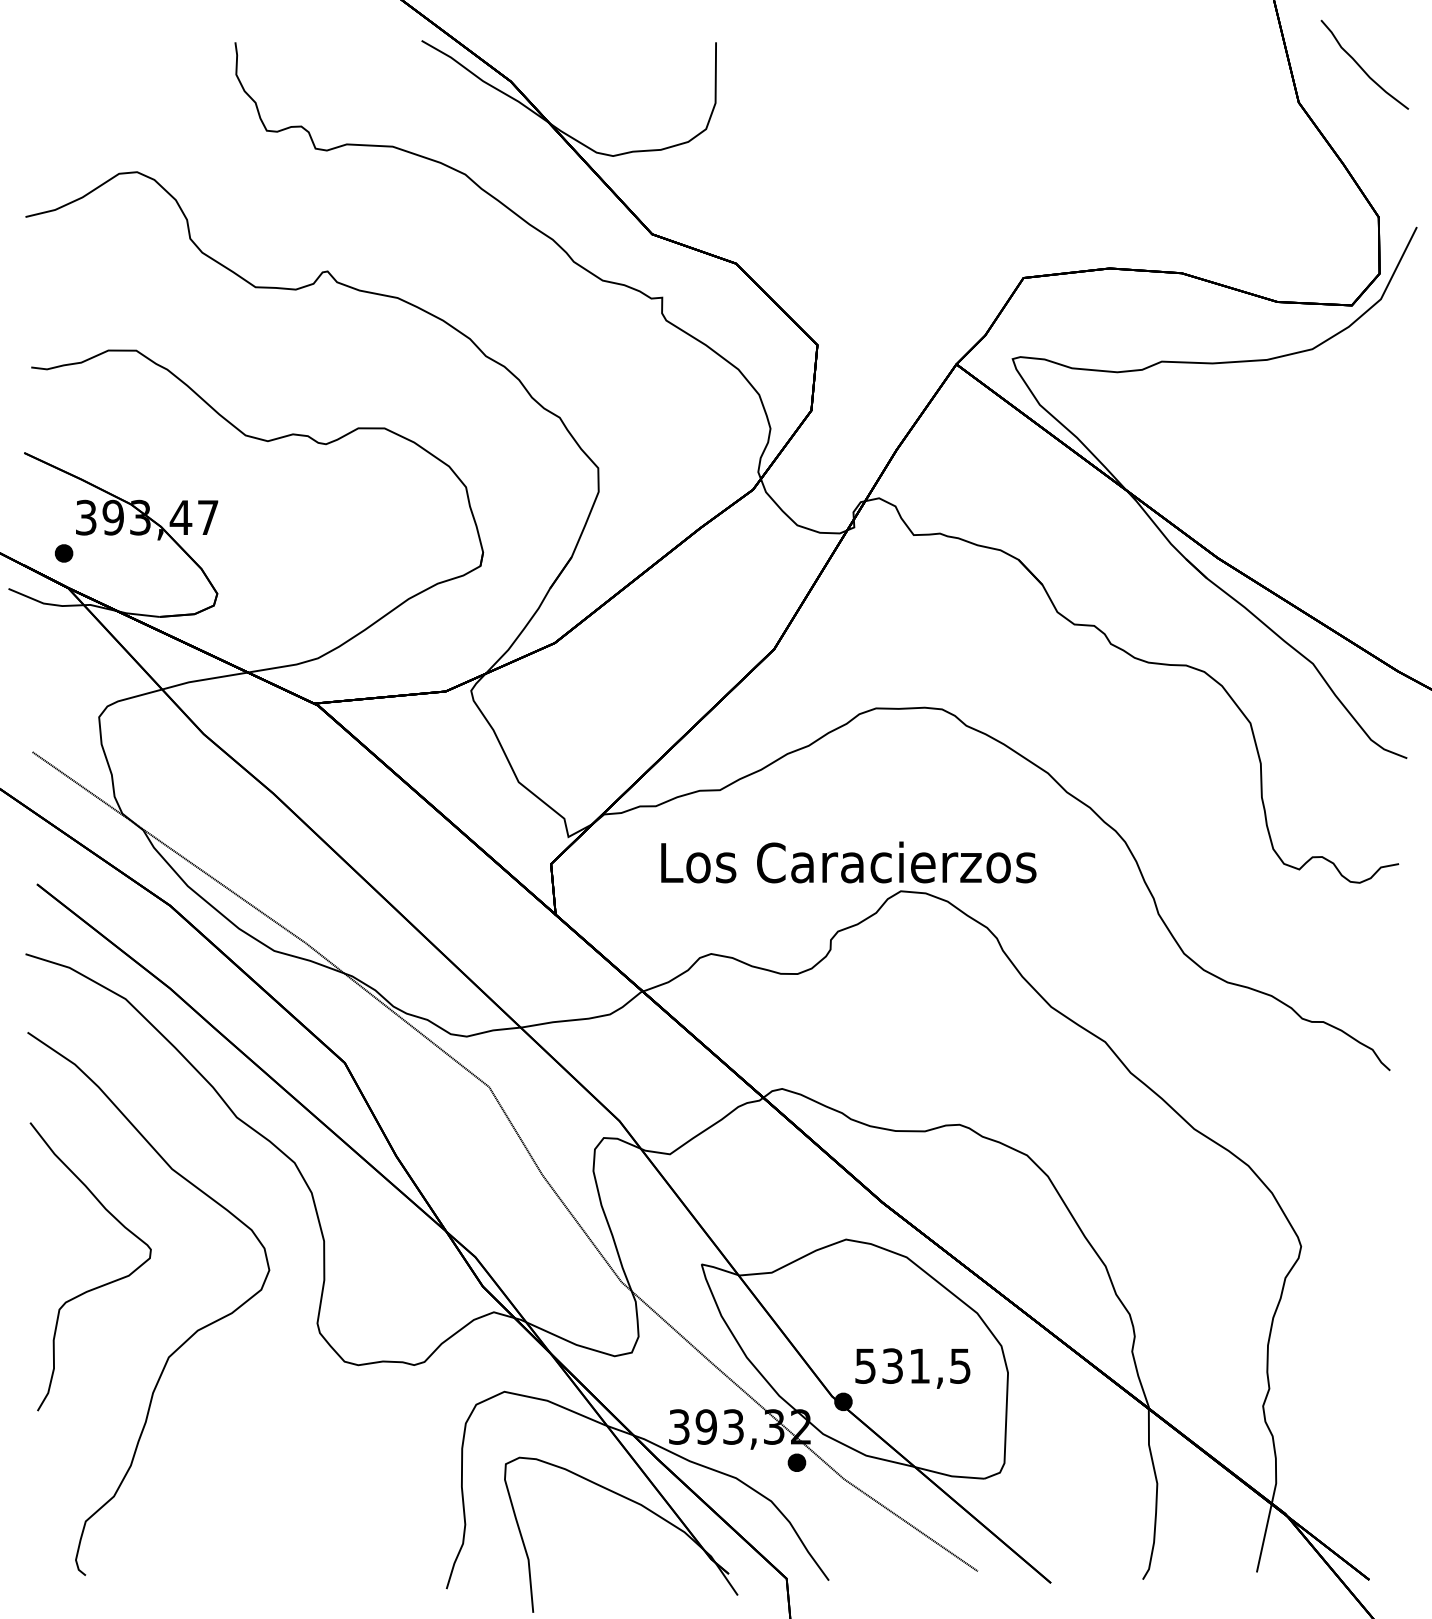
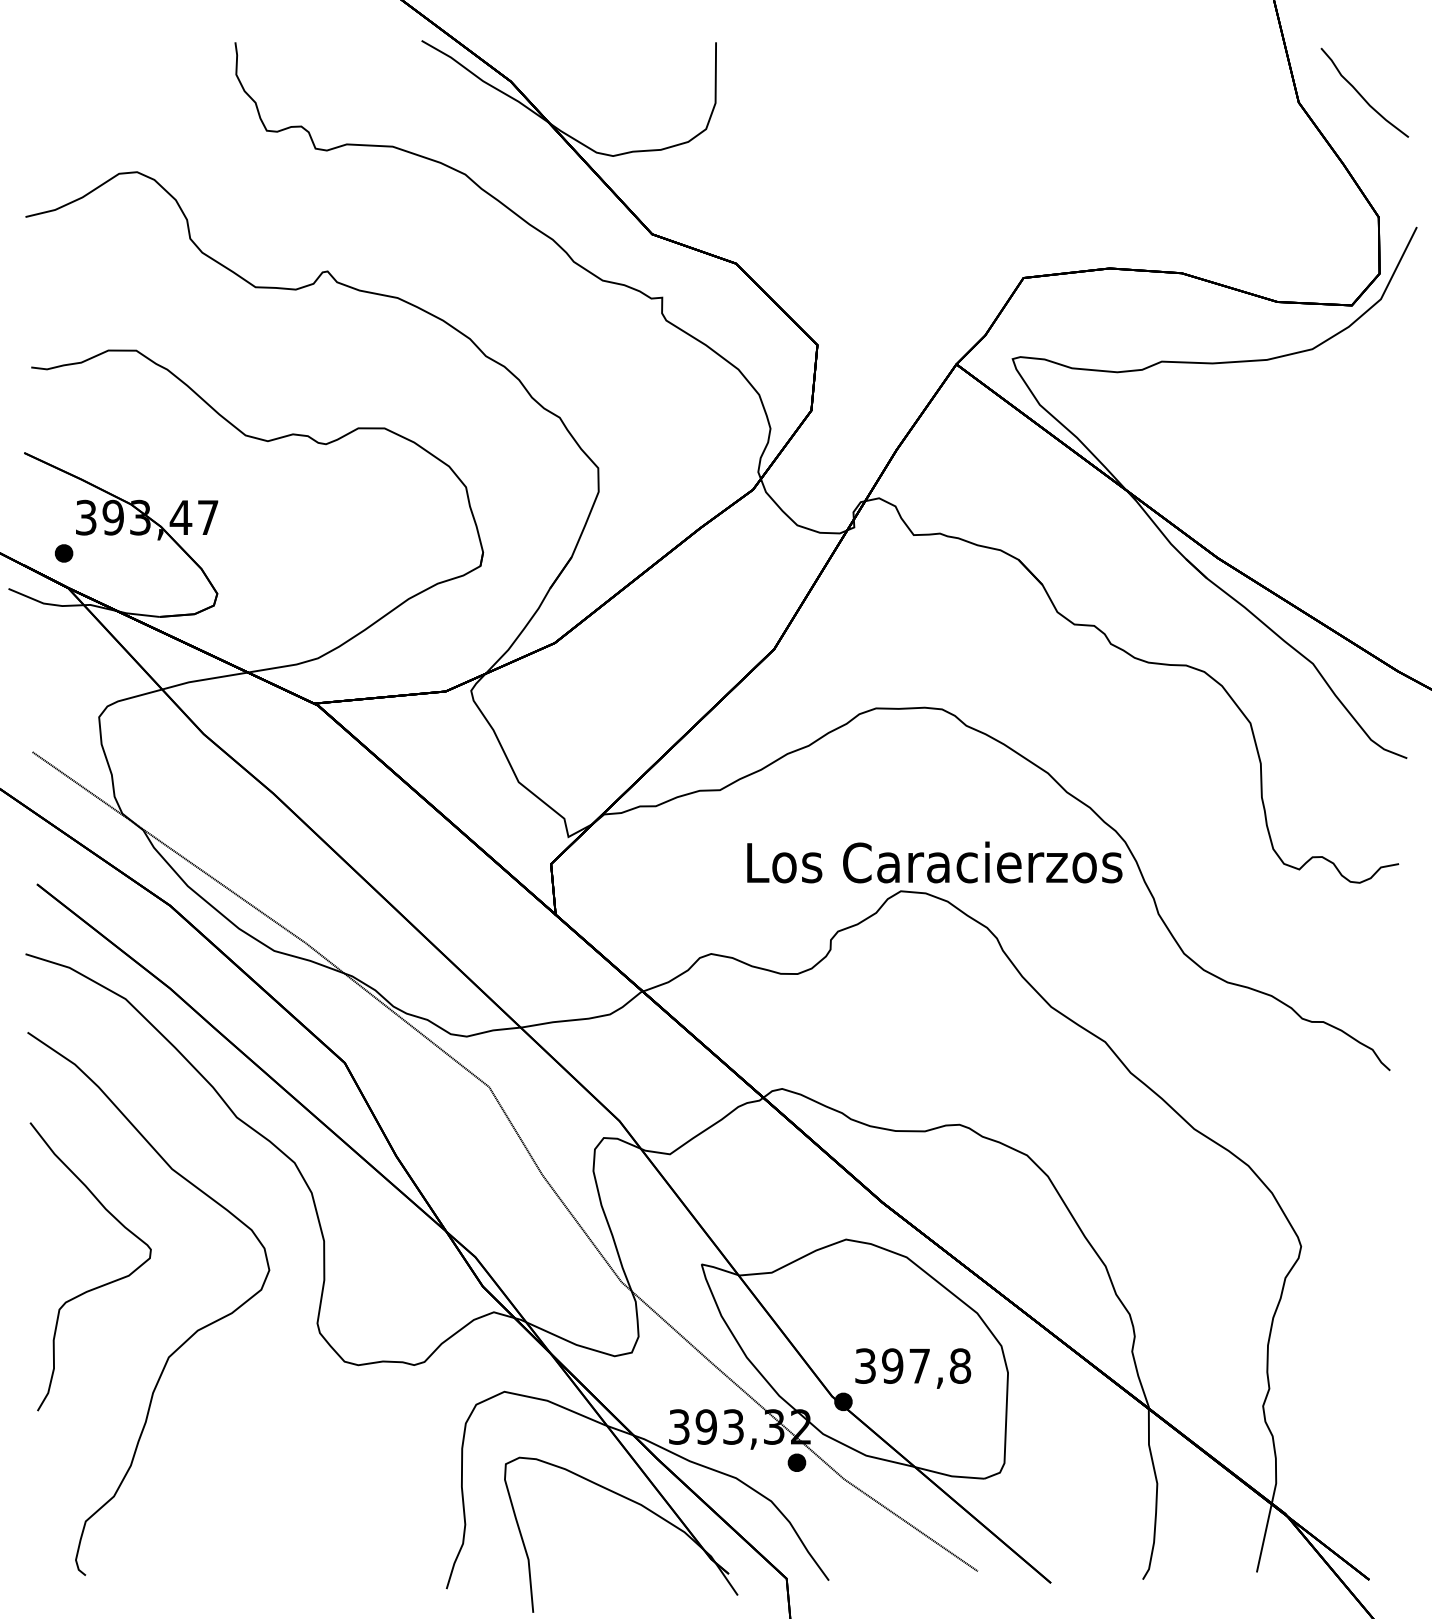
curve position: (1361, 66) -> (1361, 94) (1361, 94)
text position: (848, 862) -> (934, 862) (934, 862)
text: 531,5 -> 397,8 (913, 1365)
